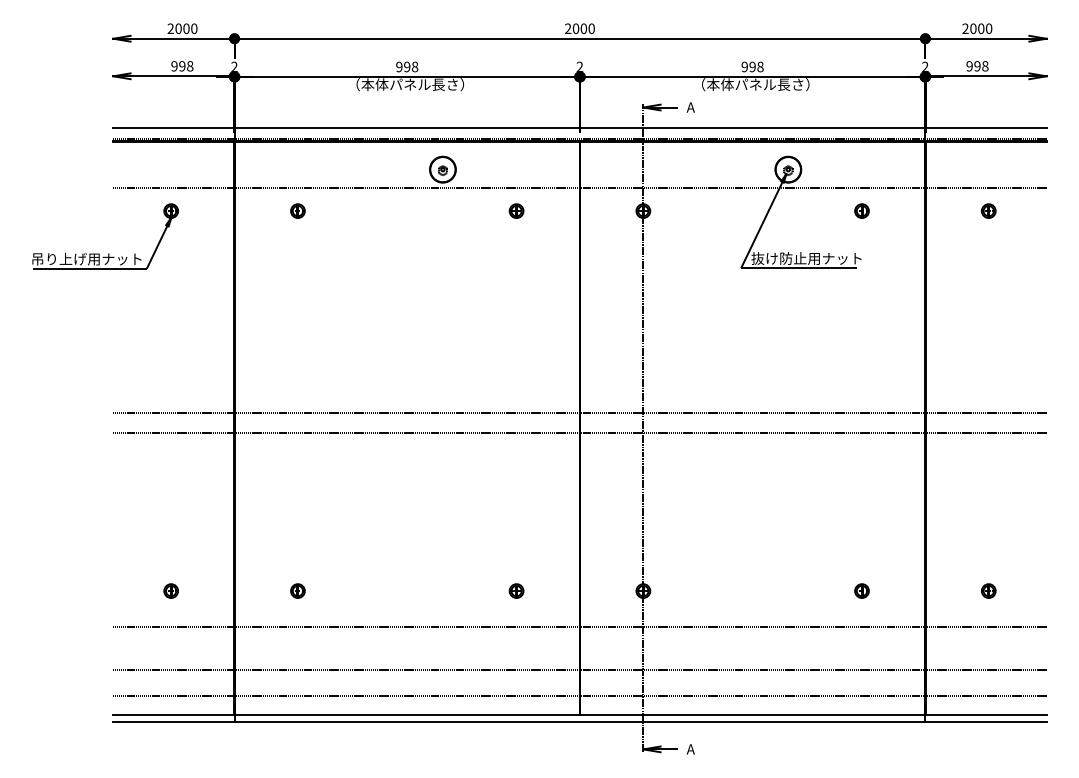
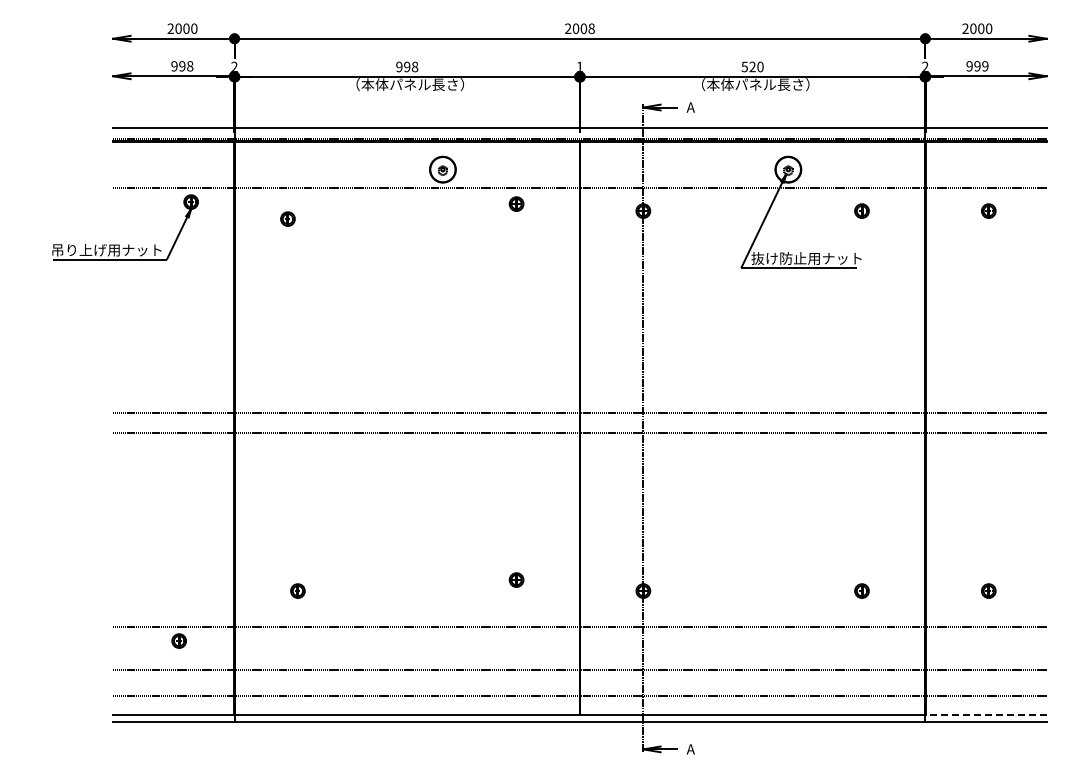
text: 2000 -> 2008 (591, 28)
text: 2 -> 1 (579, 66)
text: 998 -> 520 (752, 66)
text: 998 -> 999 (985, 66)
part position: (297, 210) -> (287, 218) (287, 218)
part position: (516, 210) -> (516, 203) (516, 203)
part position: (108, 253) -> (128, 244) (128, 244)
part position: (170, 590) -> (178, 640) (178, 640)
part position: (516, 590) -> (516, 579) (516, 579)
line: solid -> dashed (985, 715)
